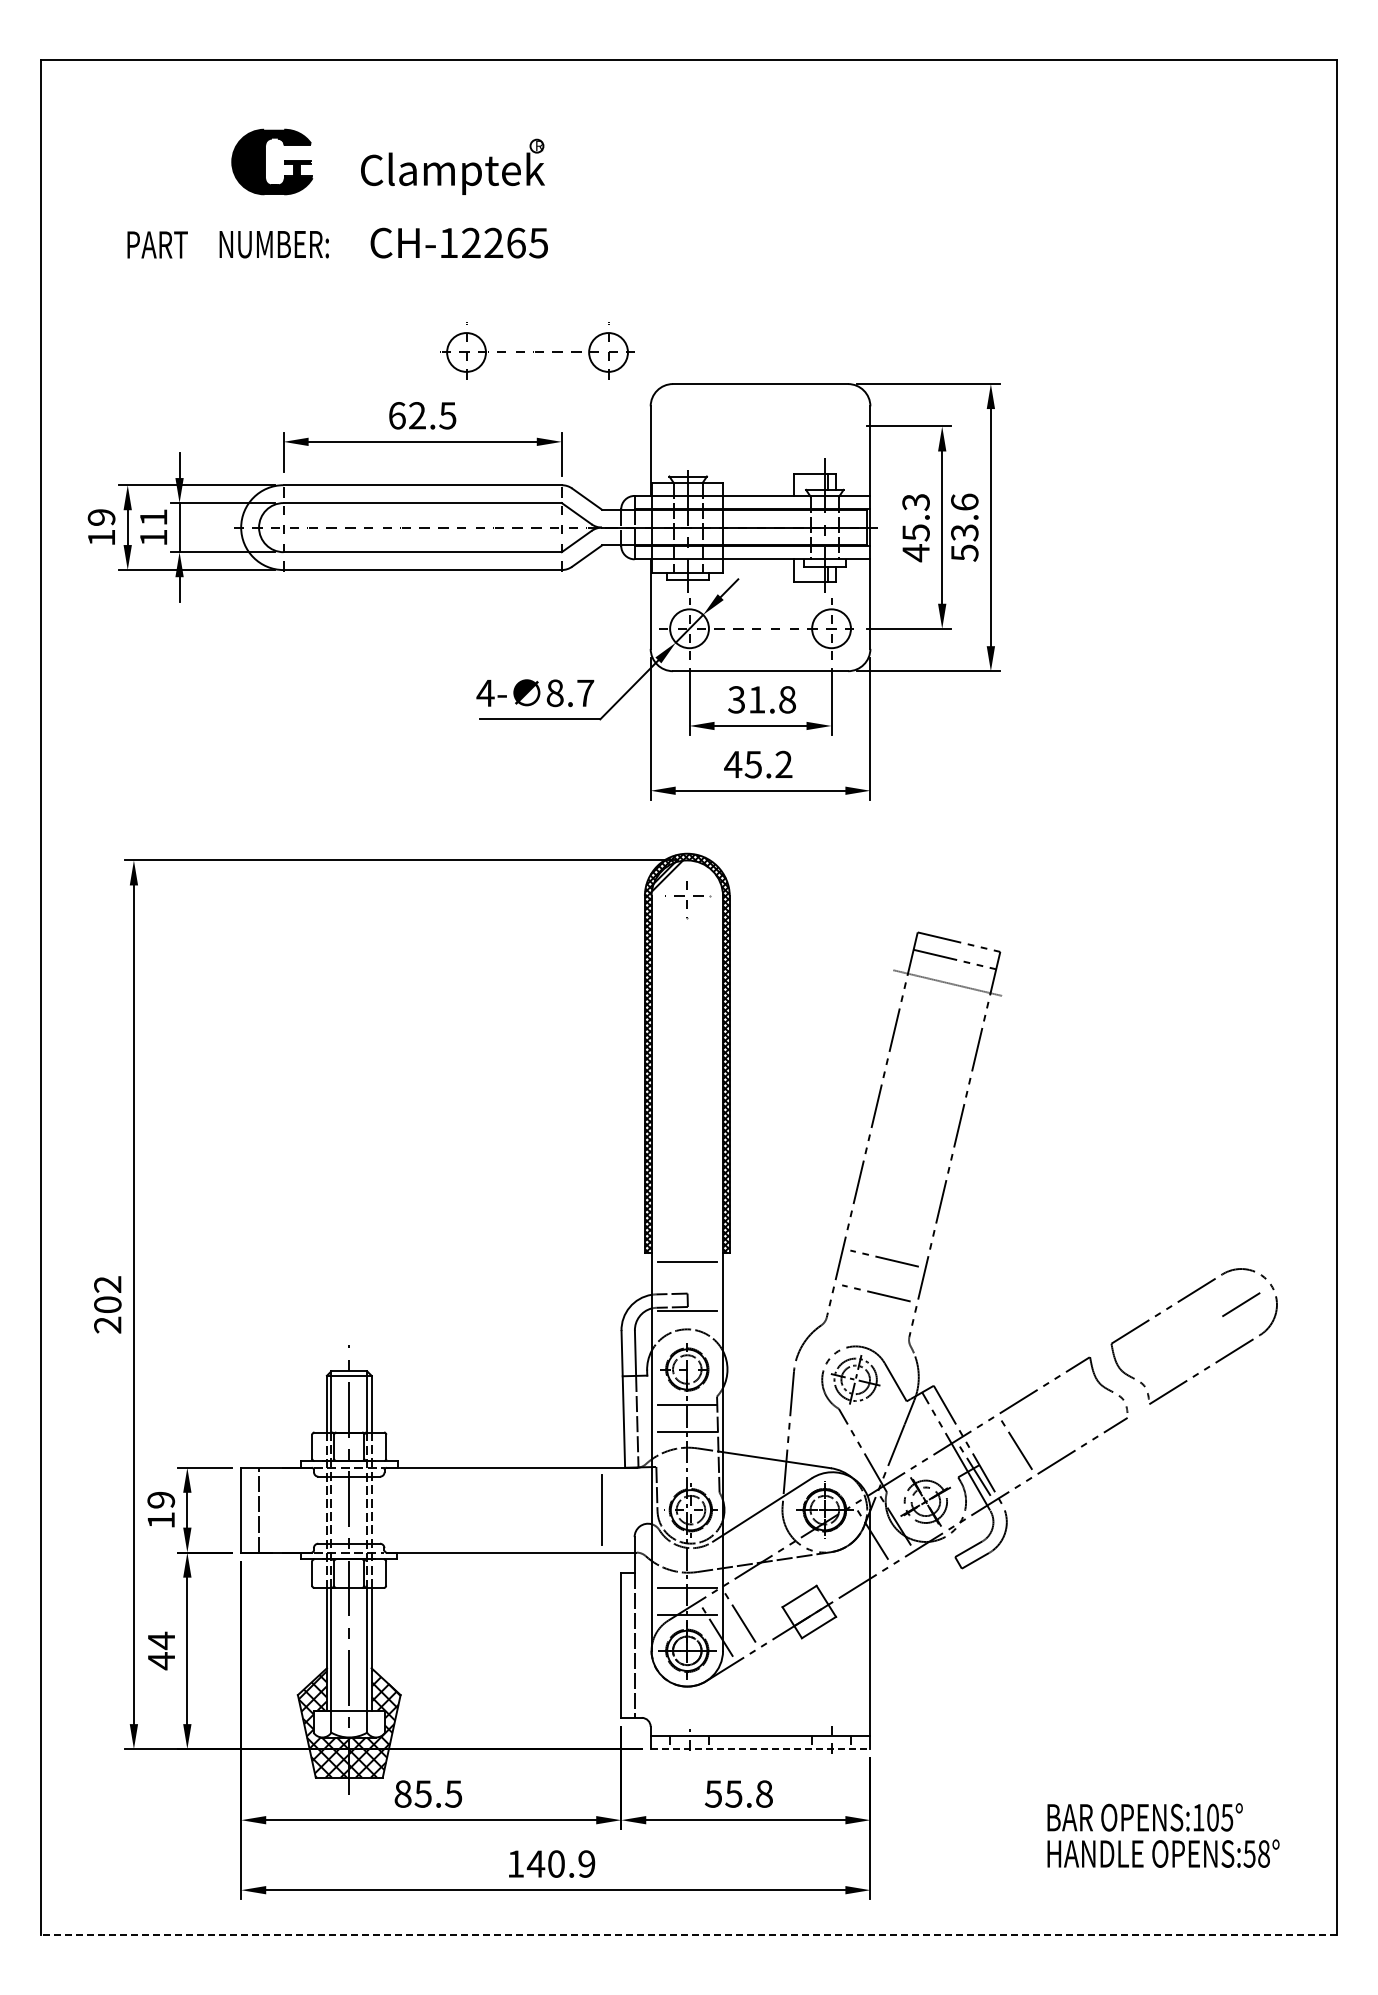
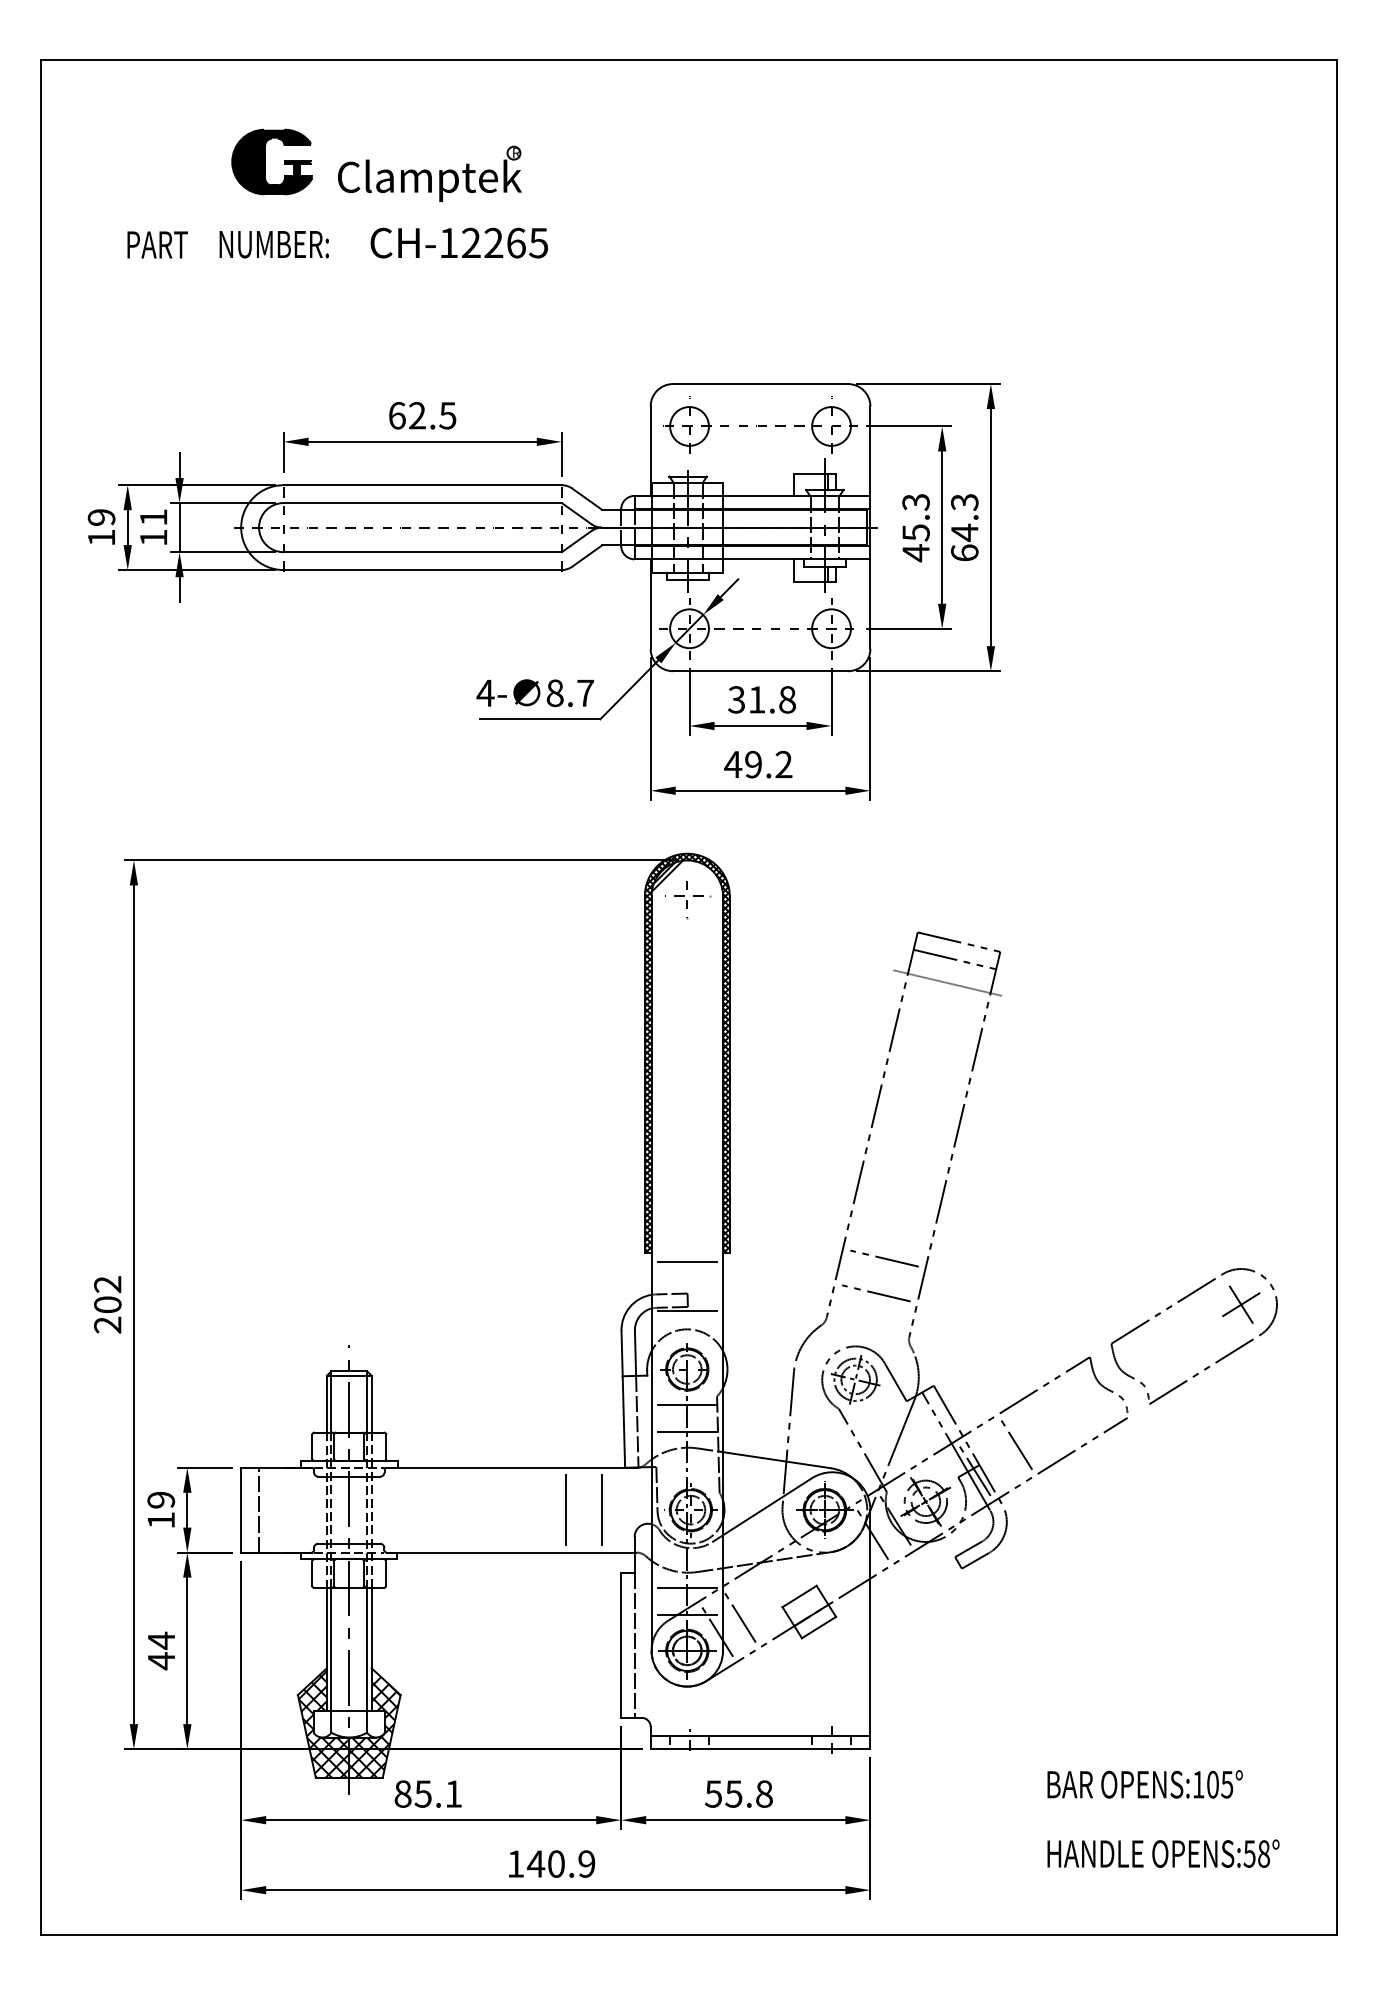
part position: (452, 166) -> (429, 173) (429, 173)
part position: (537, 350) -> (760, 424) (760, 424)
text: 53.6 -> 64.3 (964, 527)
text: 45.2 -> 49.2 (752, 764)
line: none -> present (1241, 1304)
line: none -> present (566, 1509)
line: dashed -> solid (760, 1749)
text: 85.5 -> 85.1 (453, 1793)
text position: (1144, 1817) -> (1144, 1784) (1144, 1784)
line: dashed -> solid (688, 1935)
